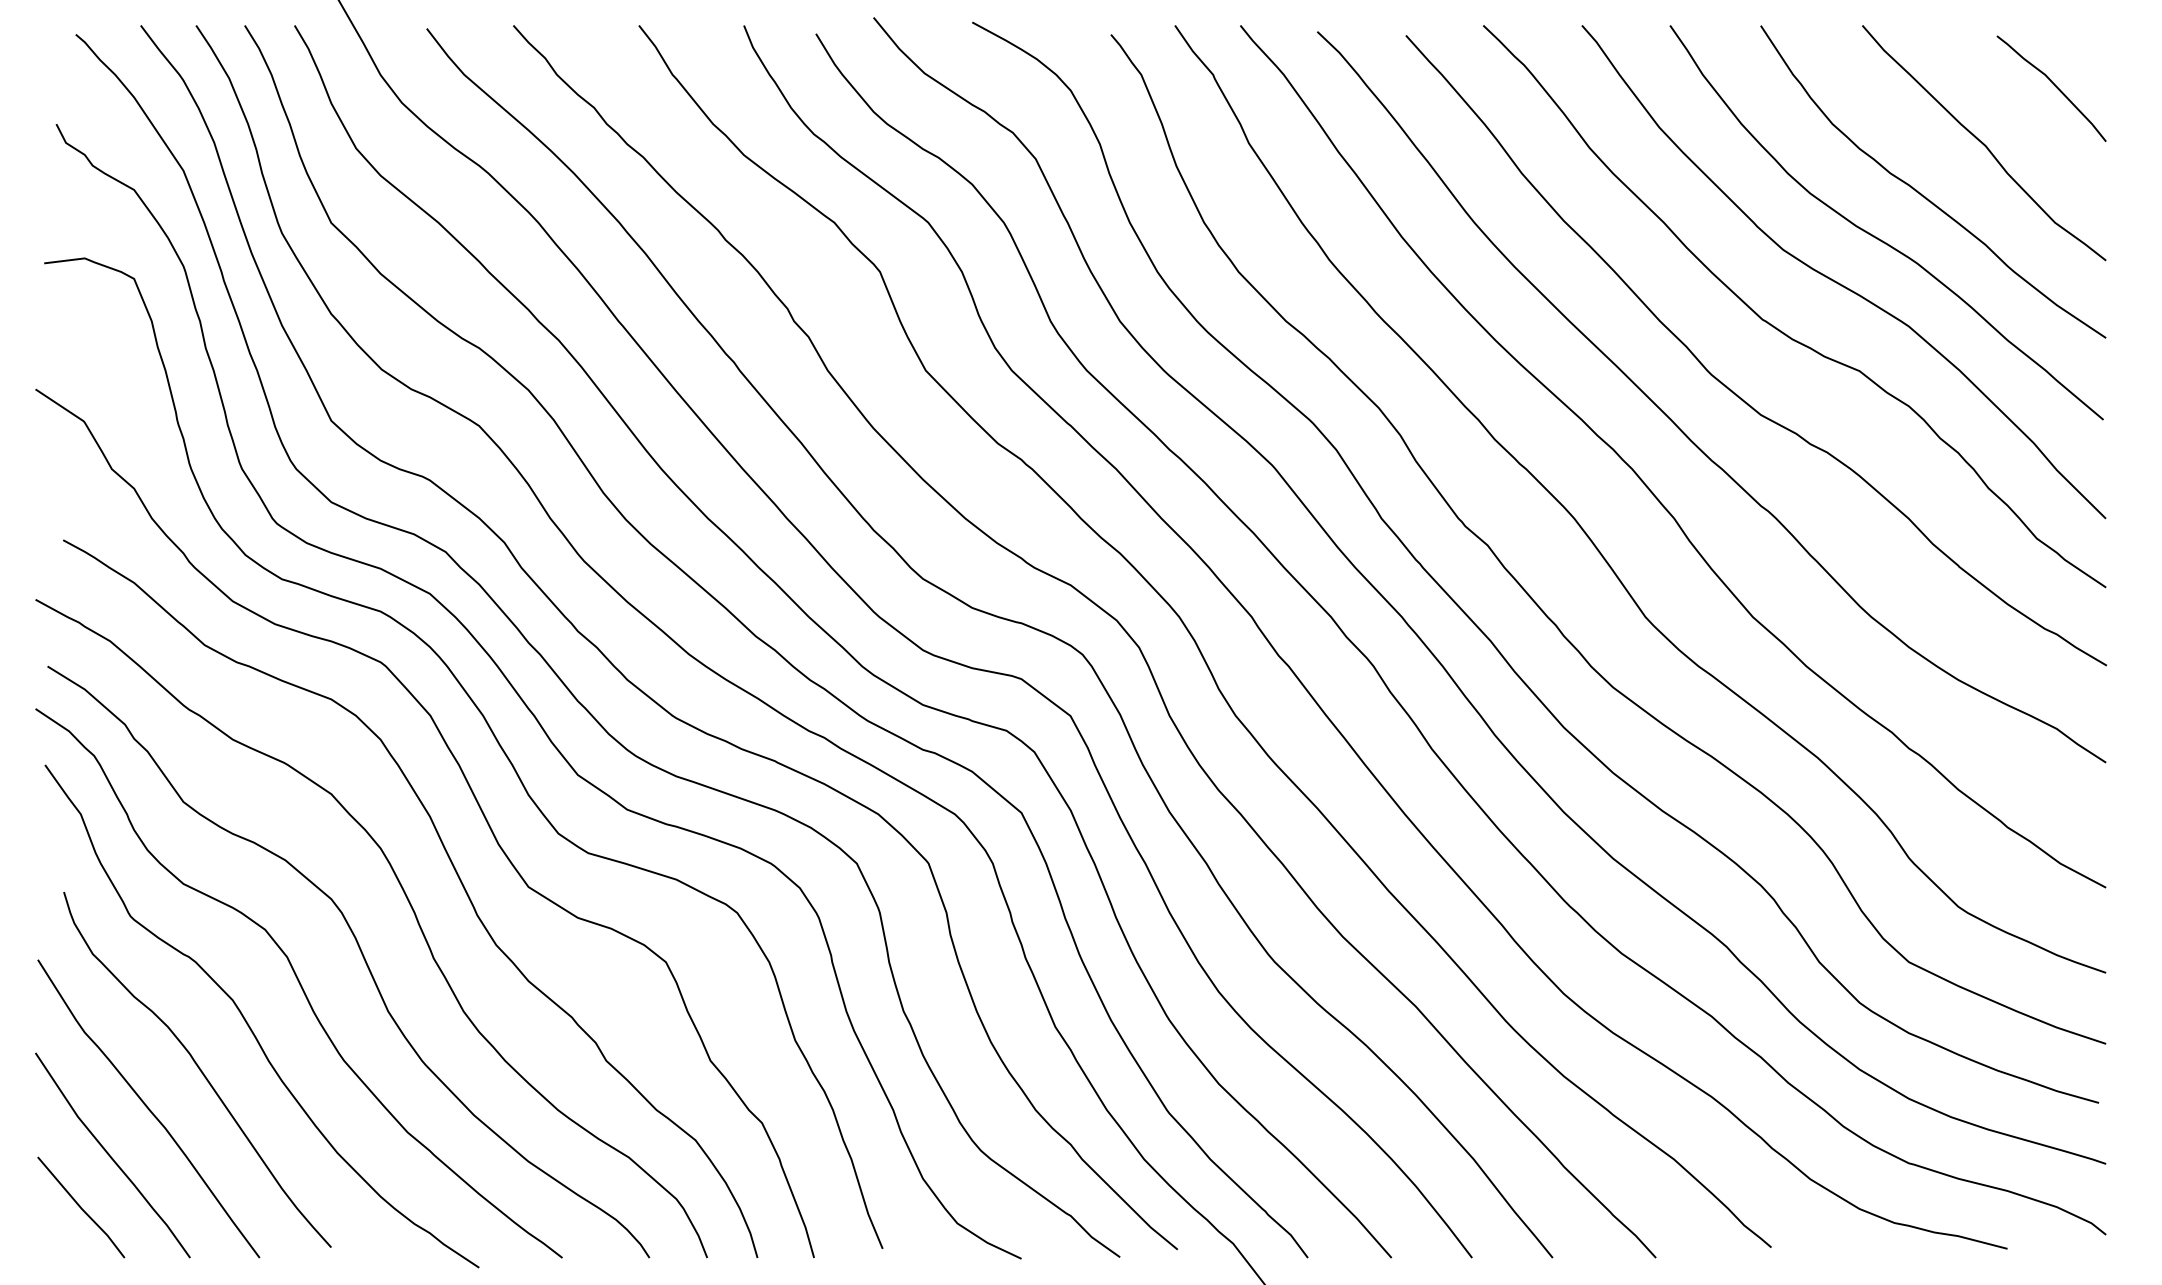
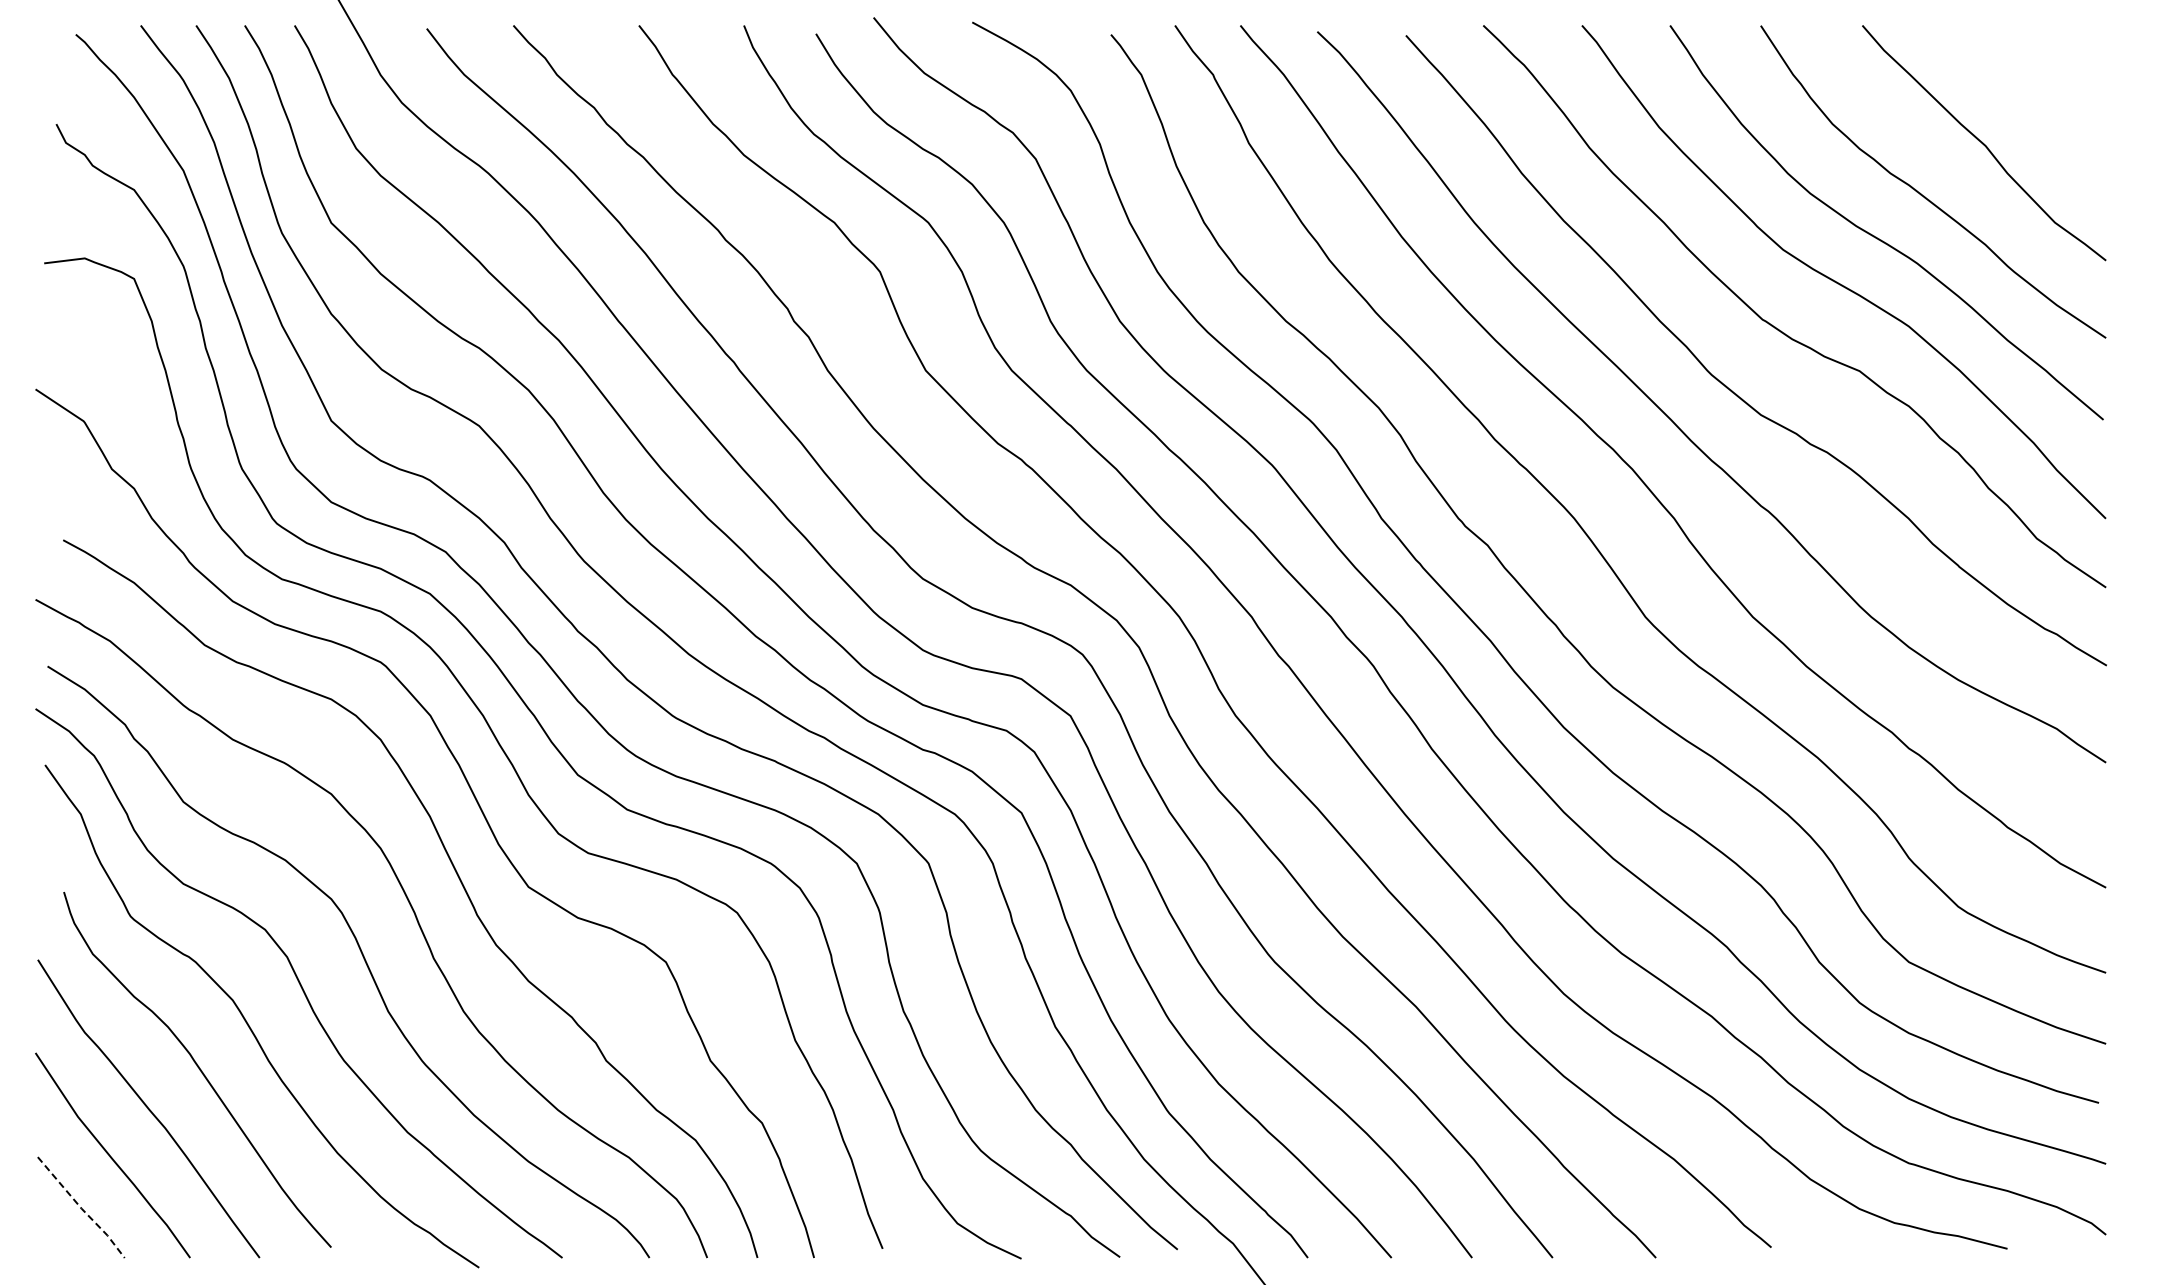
curve: present -> none (2054, 86)
line: solid -> dashed (81, 1208)
